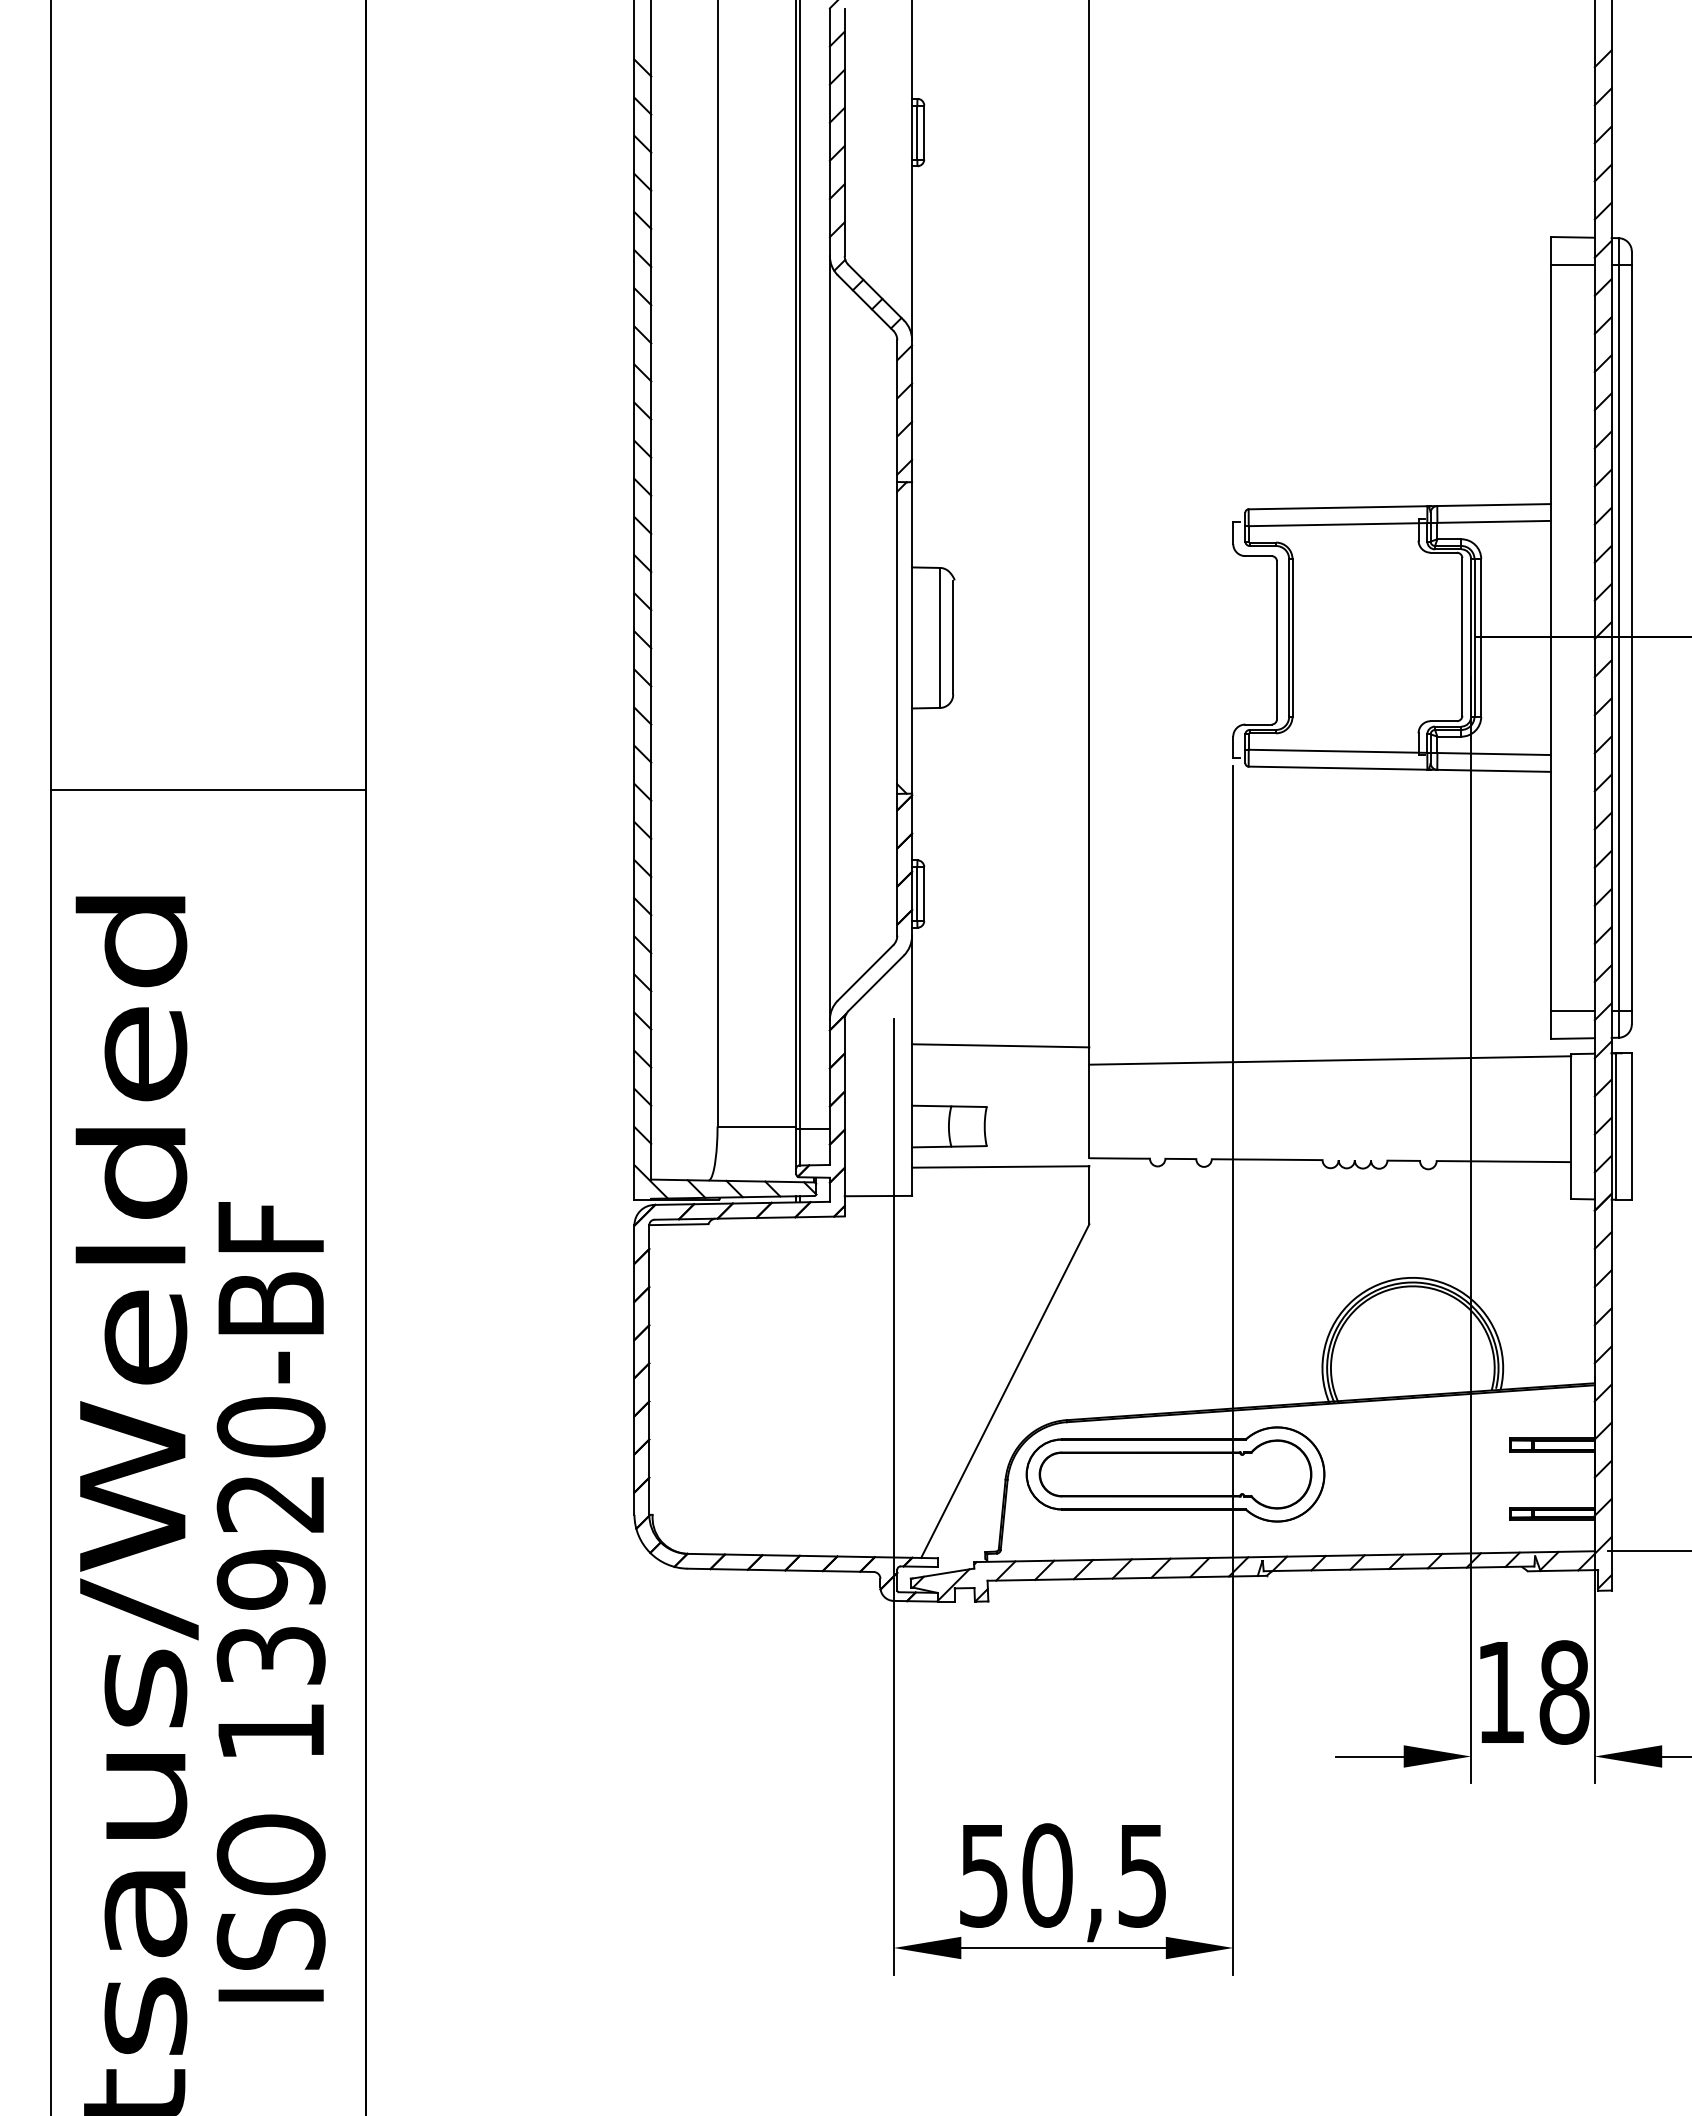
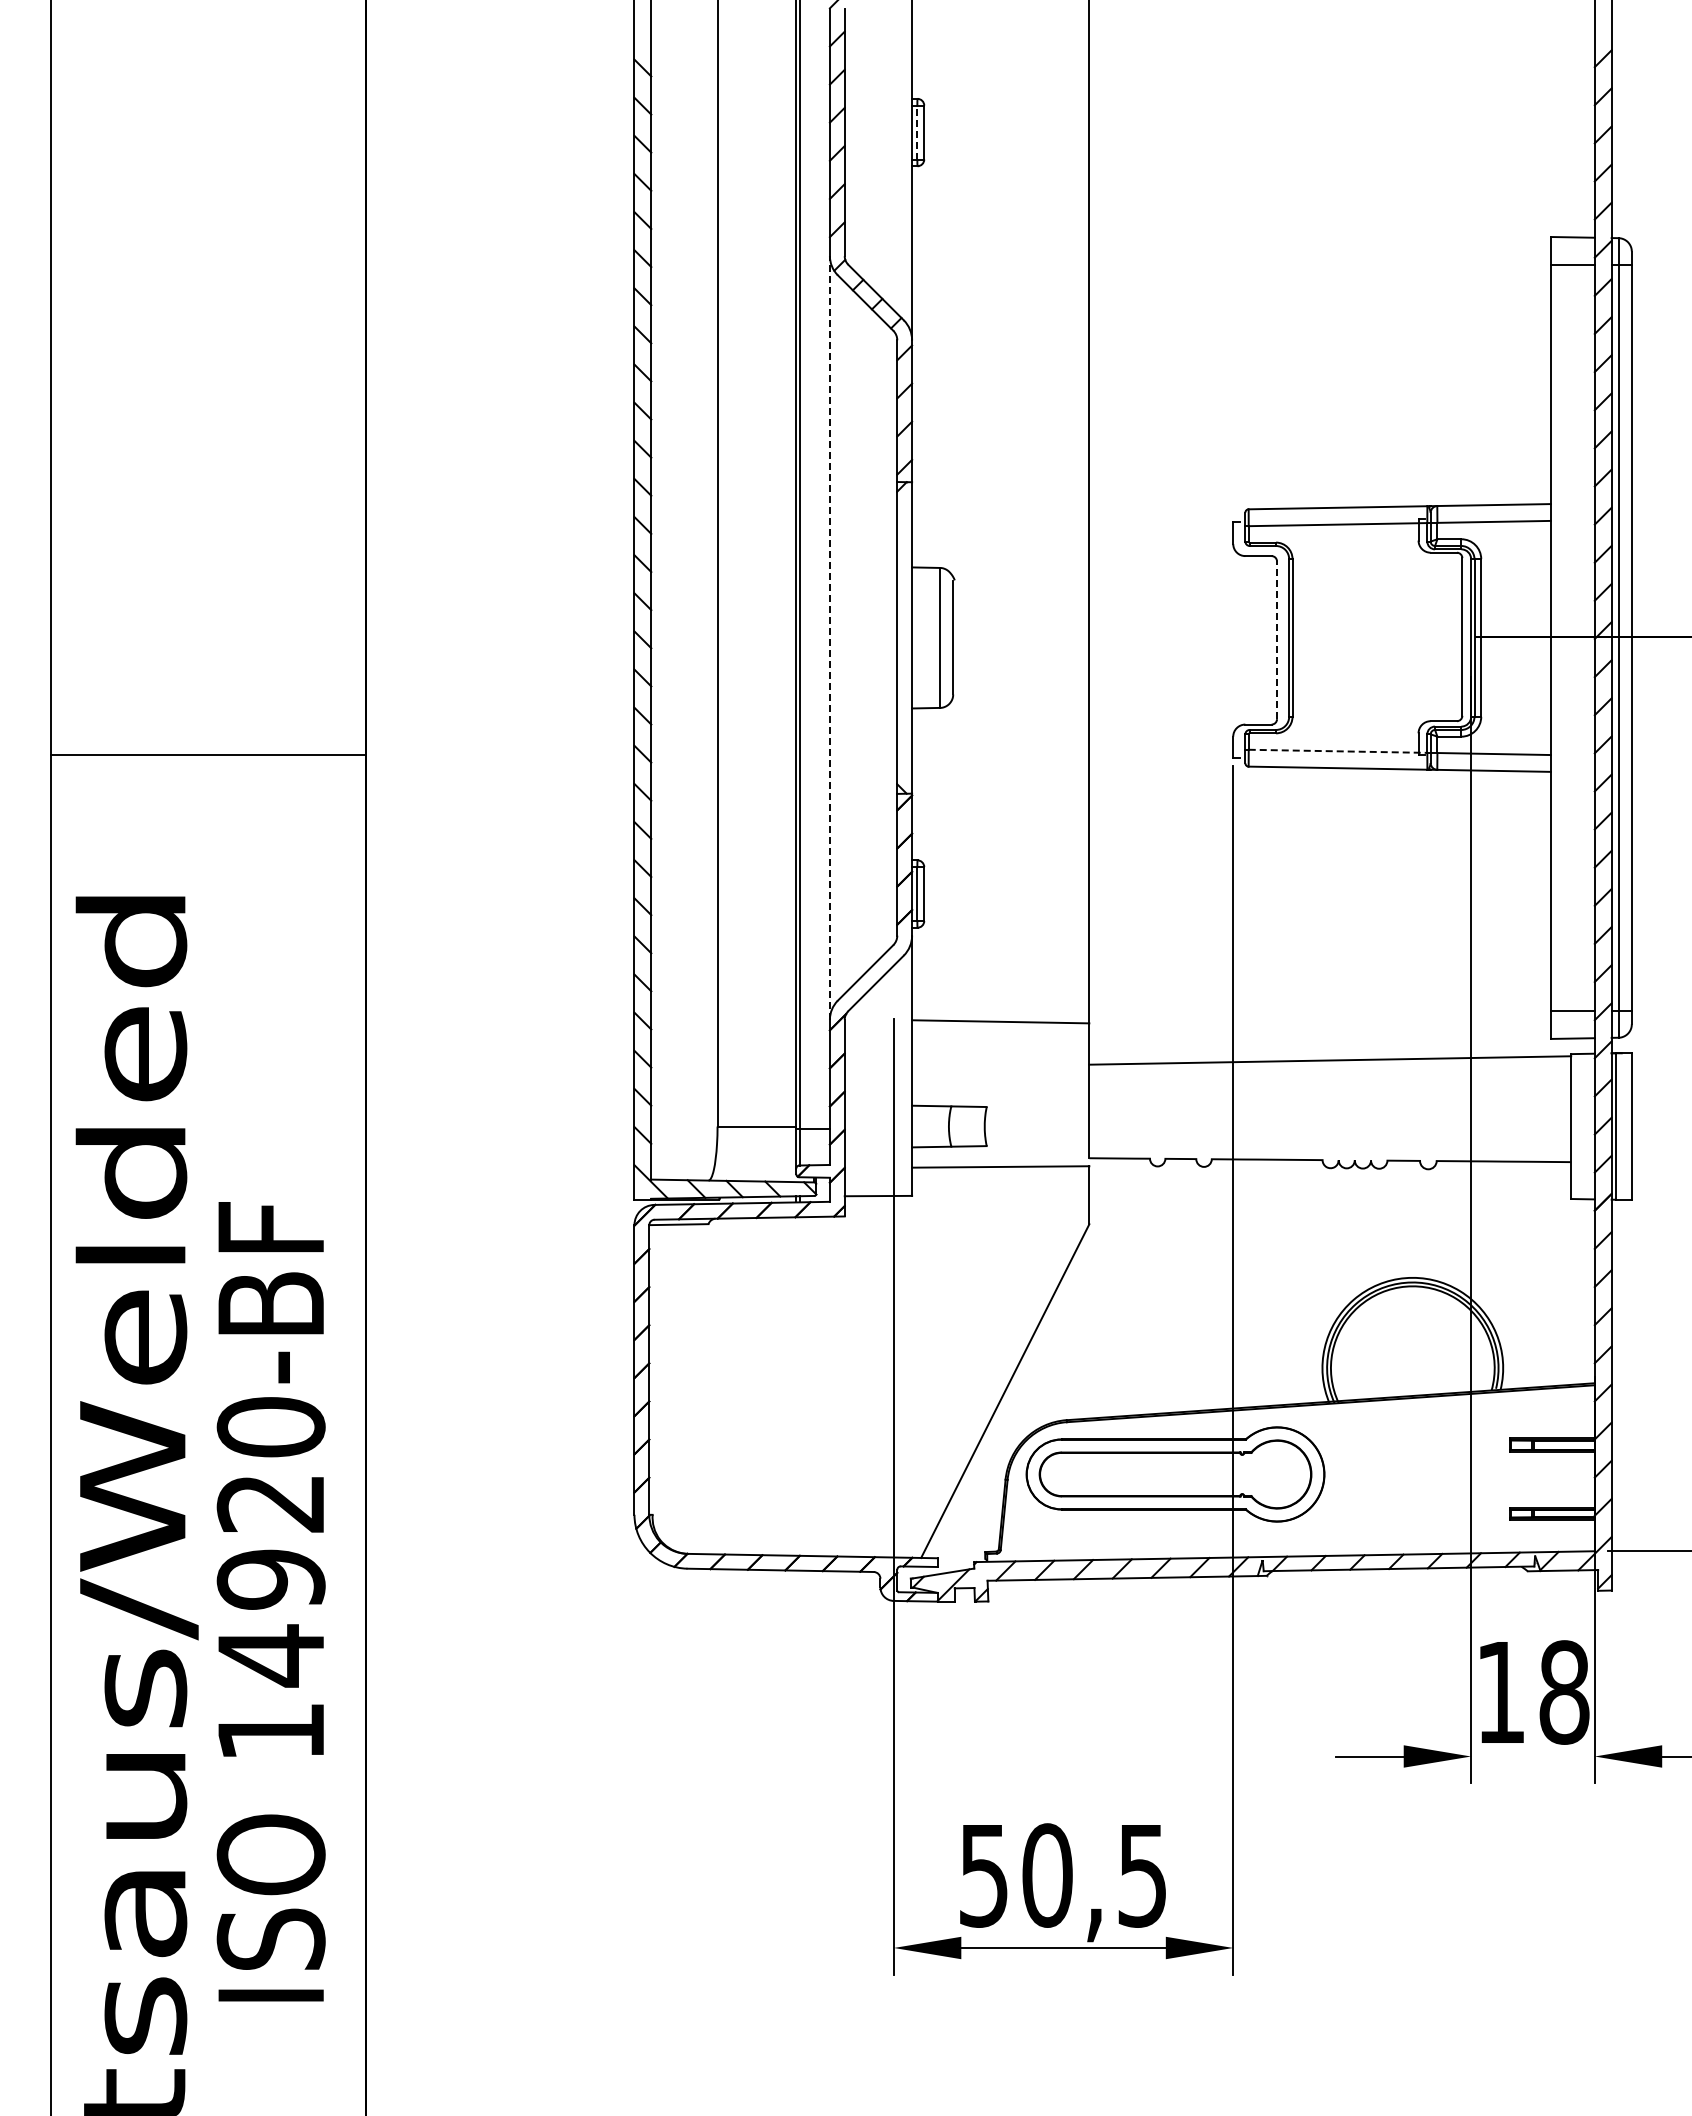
line: solid -> dashed (917, 132)
line: solid -> dashed (829, 637)
line: solid -> dashed (1277, 640)
line: solid -> dashed (1338, 751)
line position: (207, 789) -> (207, 754) (207, 754)
line position: (1000, 1045) -> (1000, 1021) (1000, 1021)
text: 13920-BF -> 14920-BF (270, 1655)
